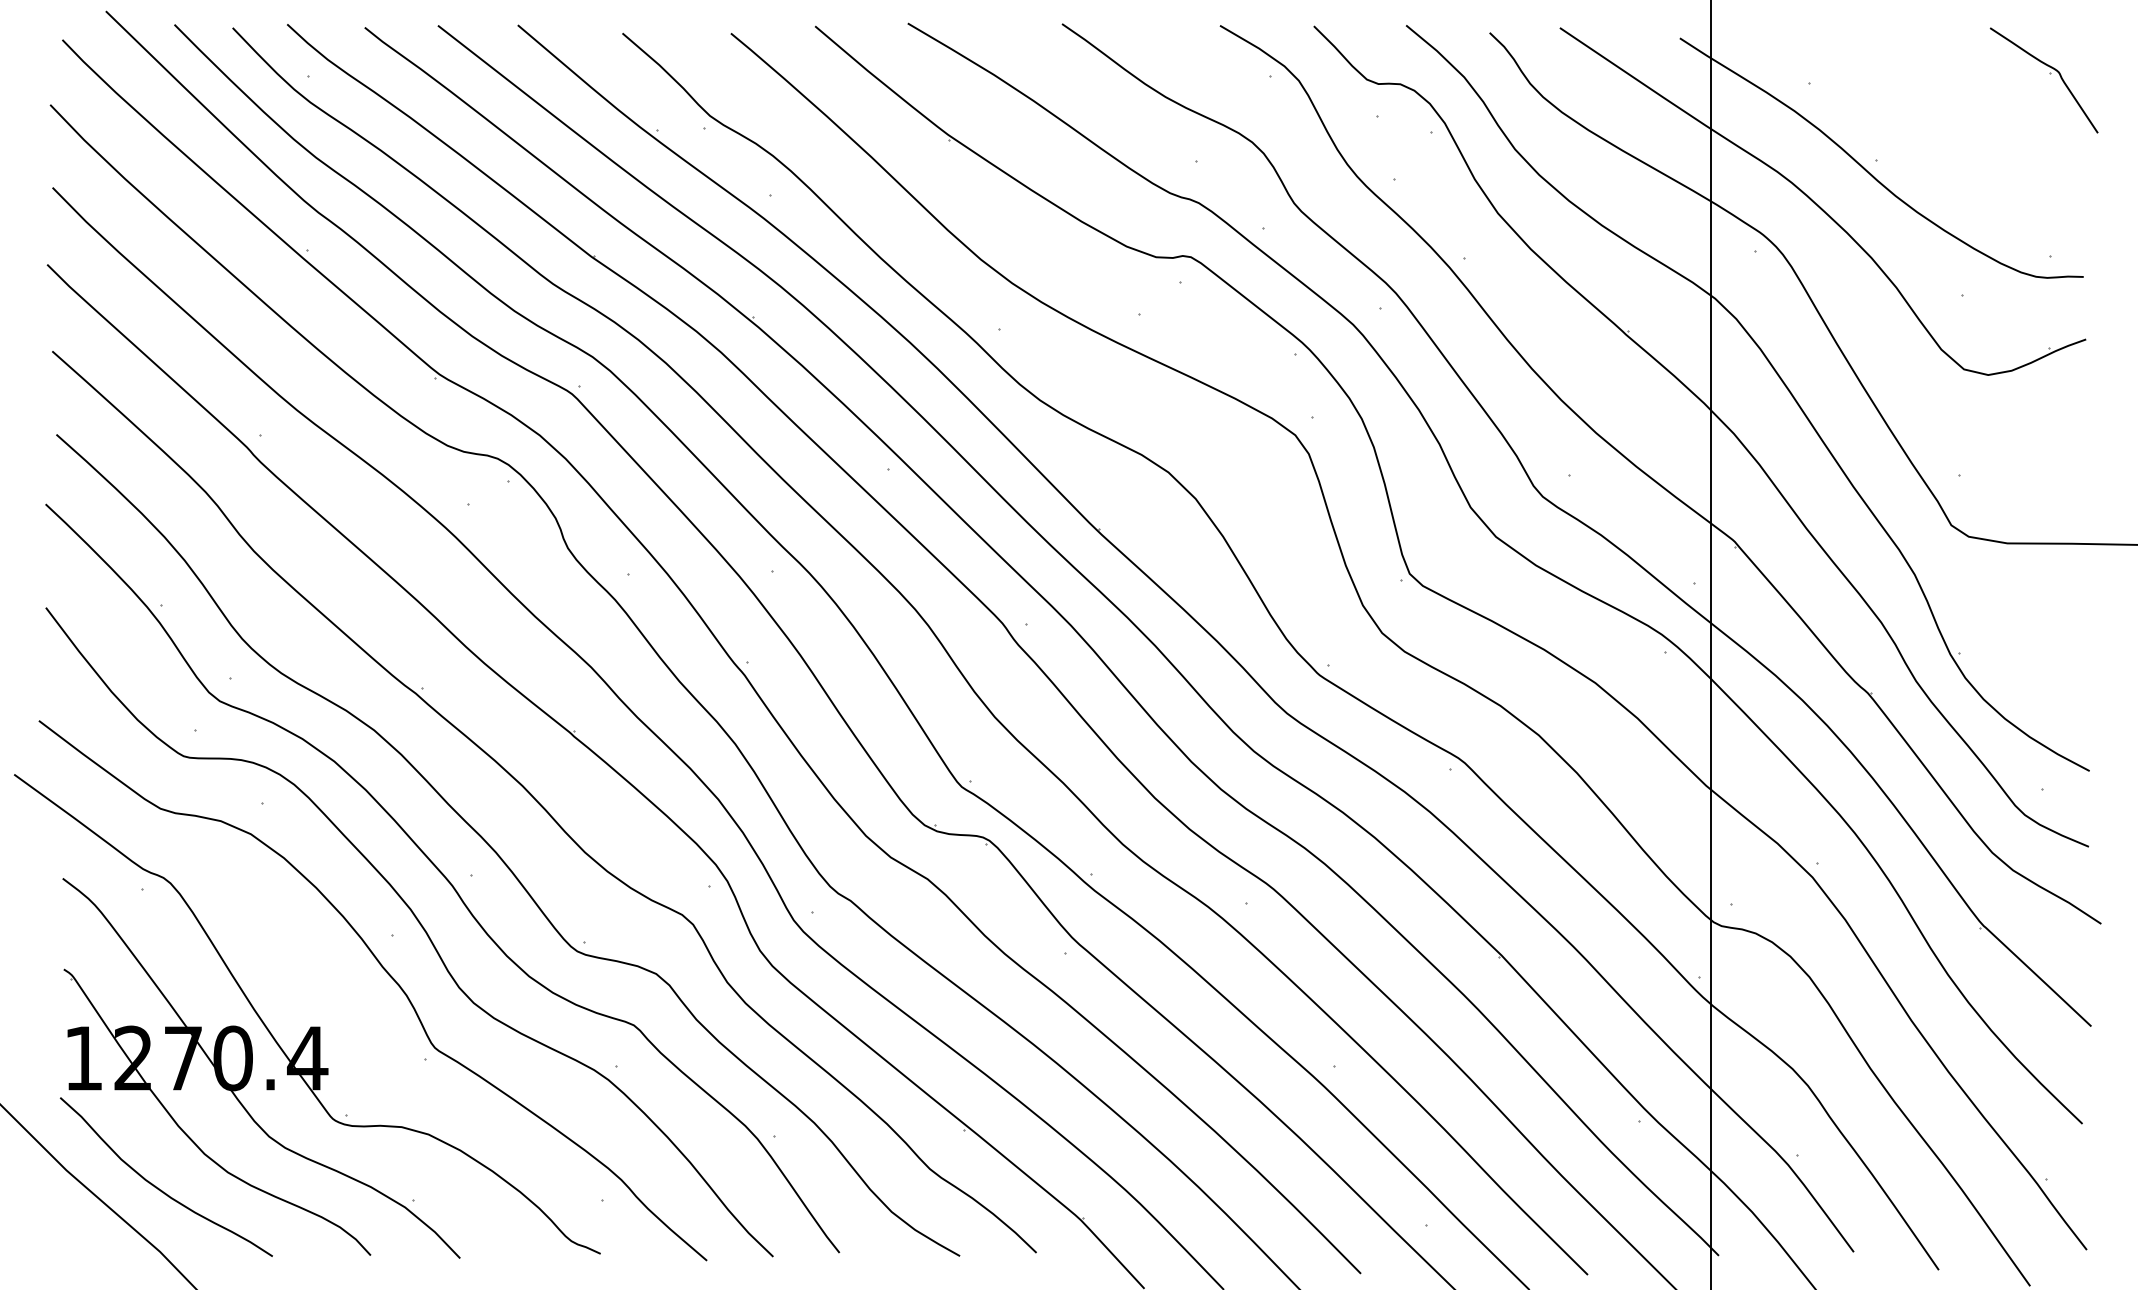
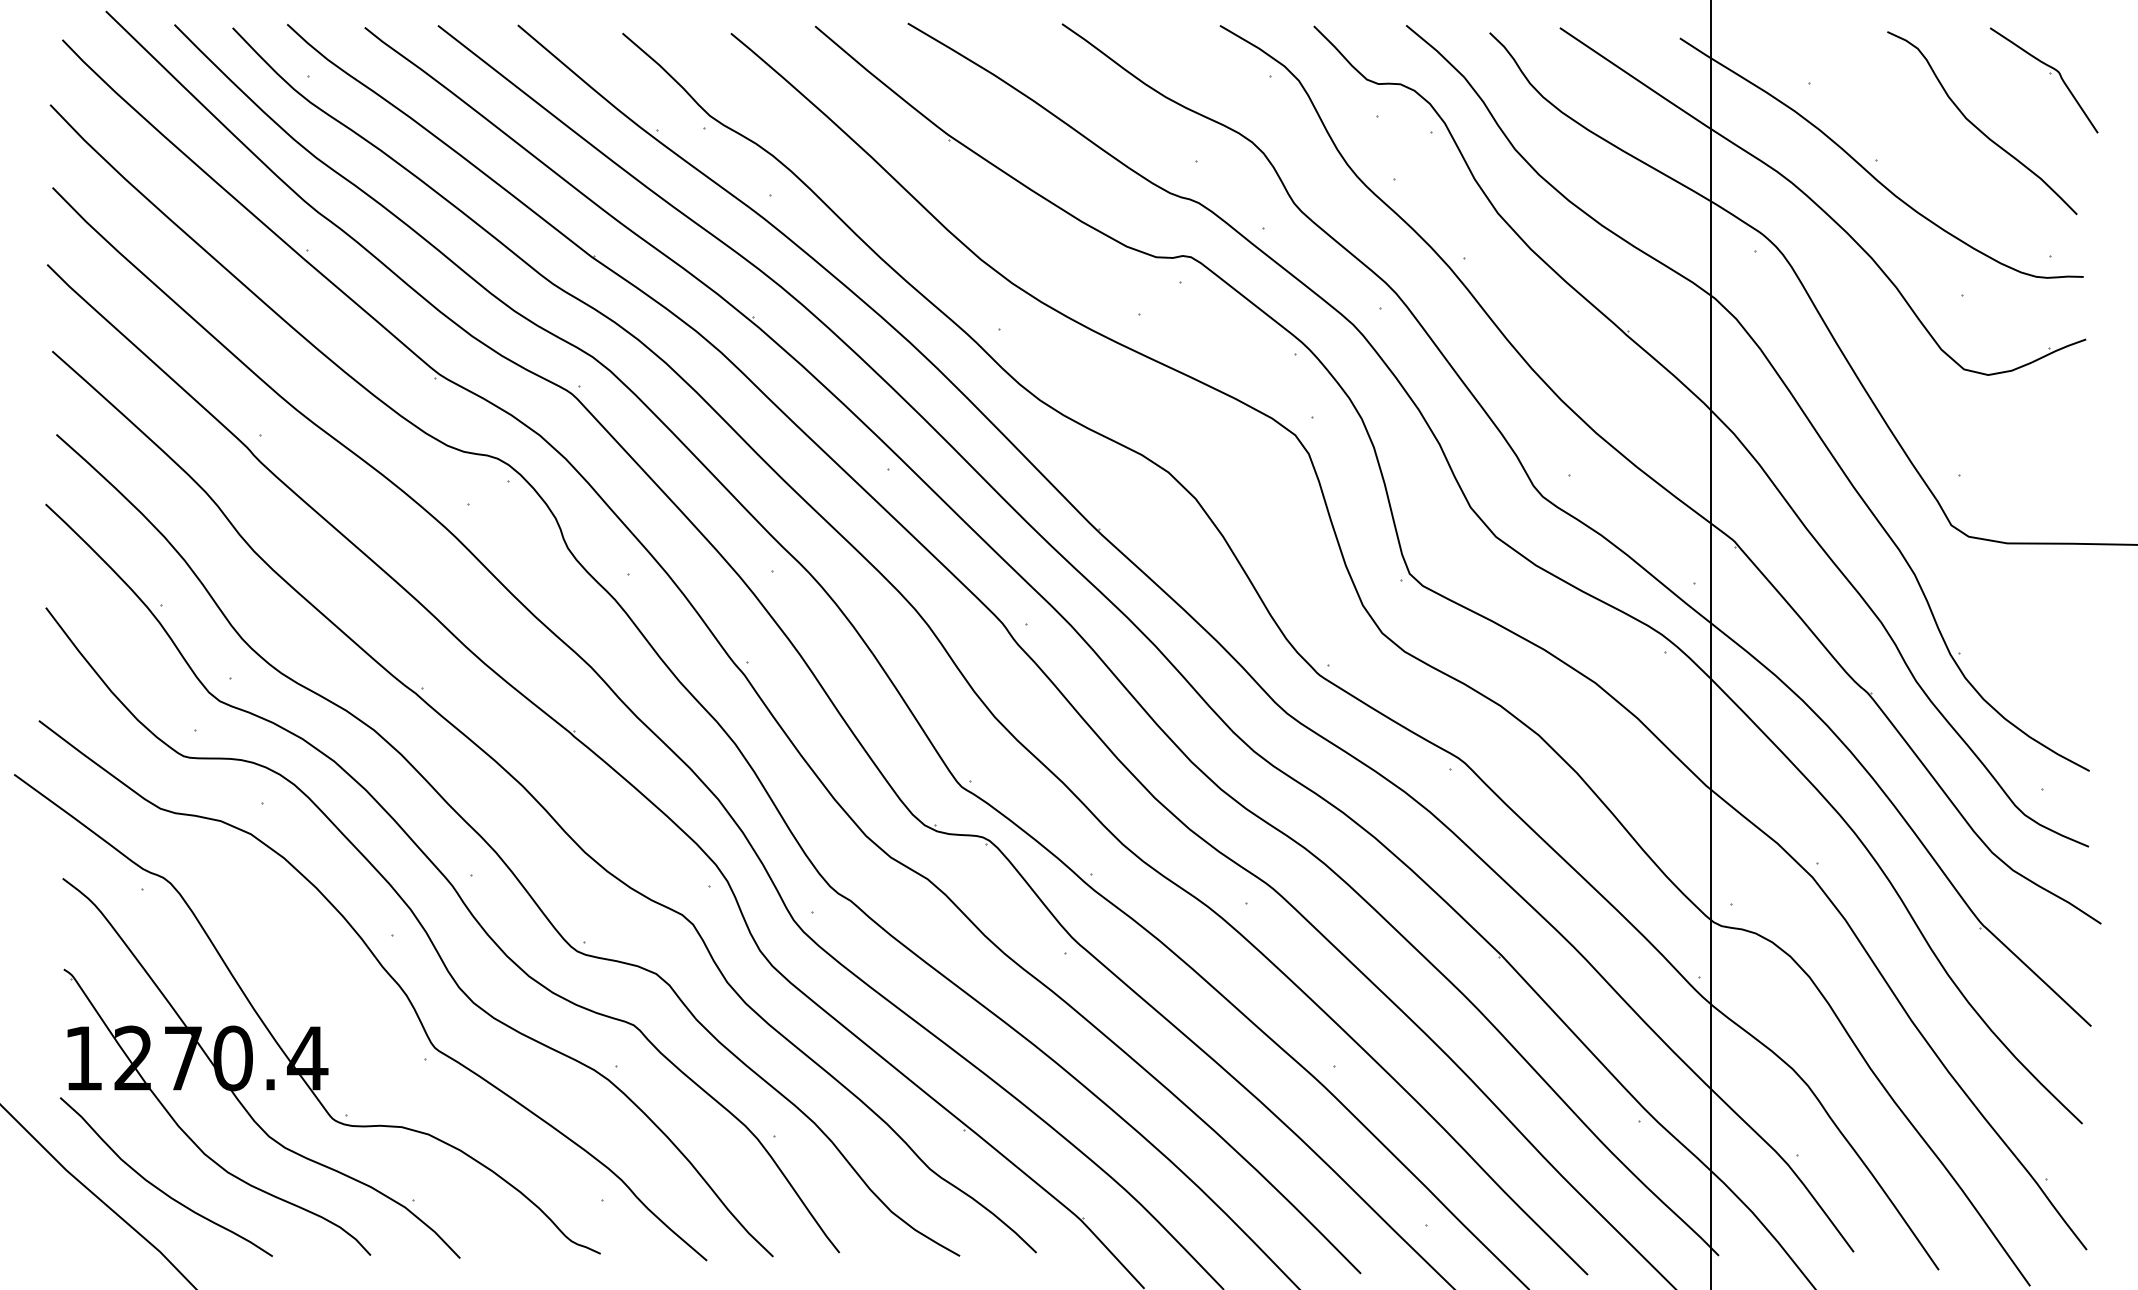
curve: none -> present (1979, 128)
